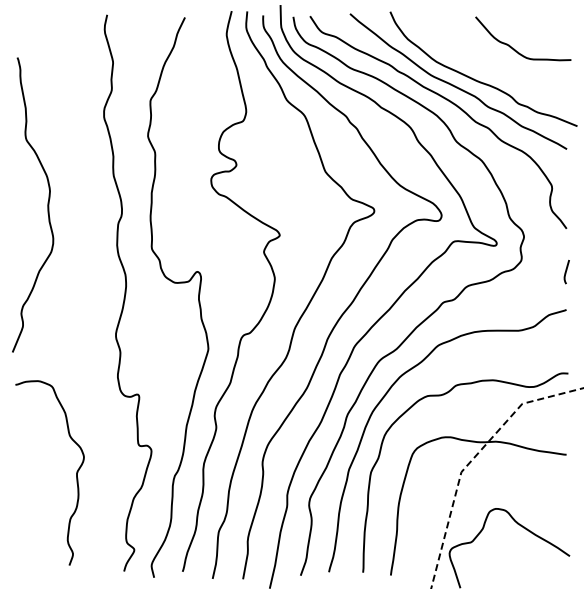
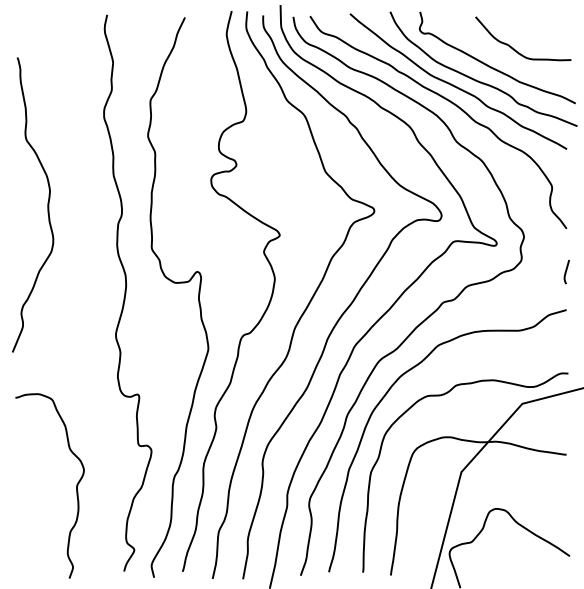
curve: none -> present (493, 67)
line: dashed -> solid (473, 458)
curve position: (76, 472) -> (76, 485) (76, 485)
